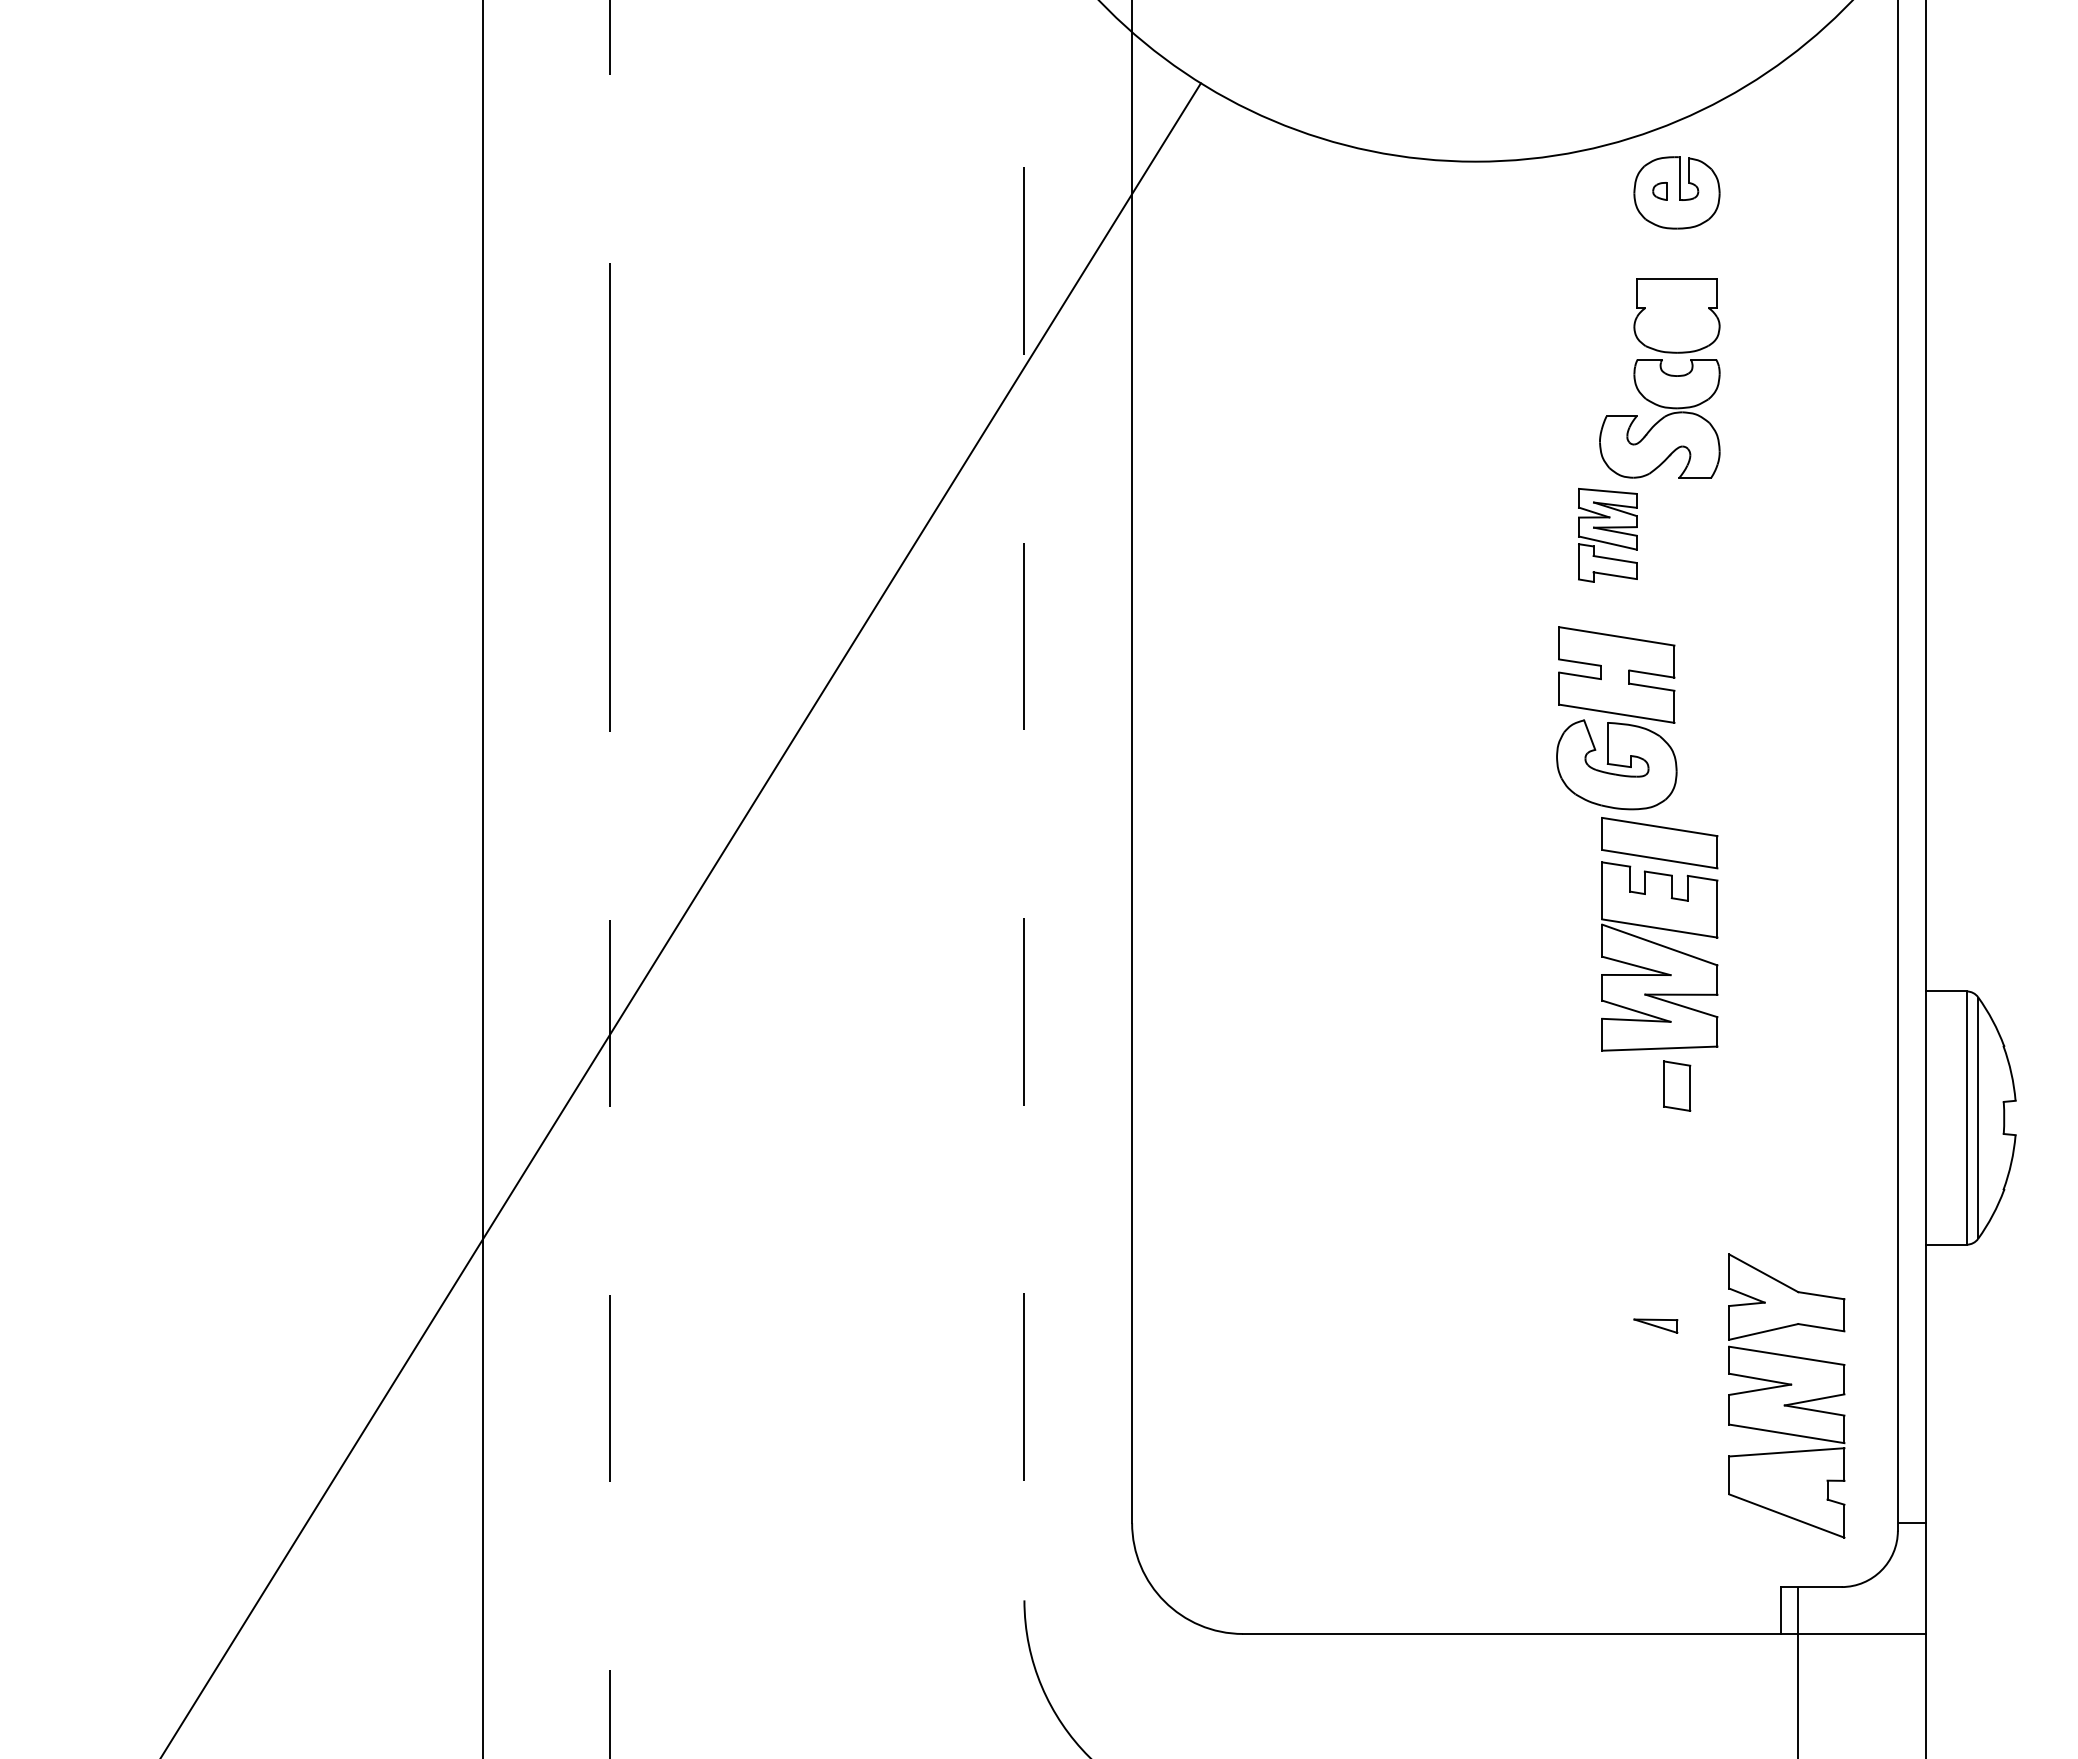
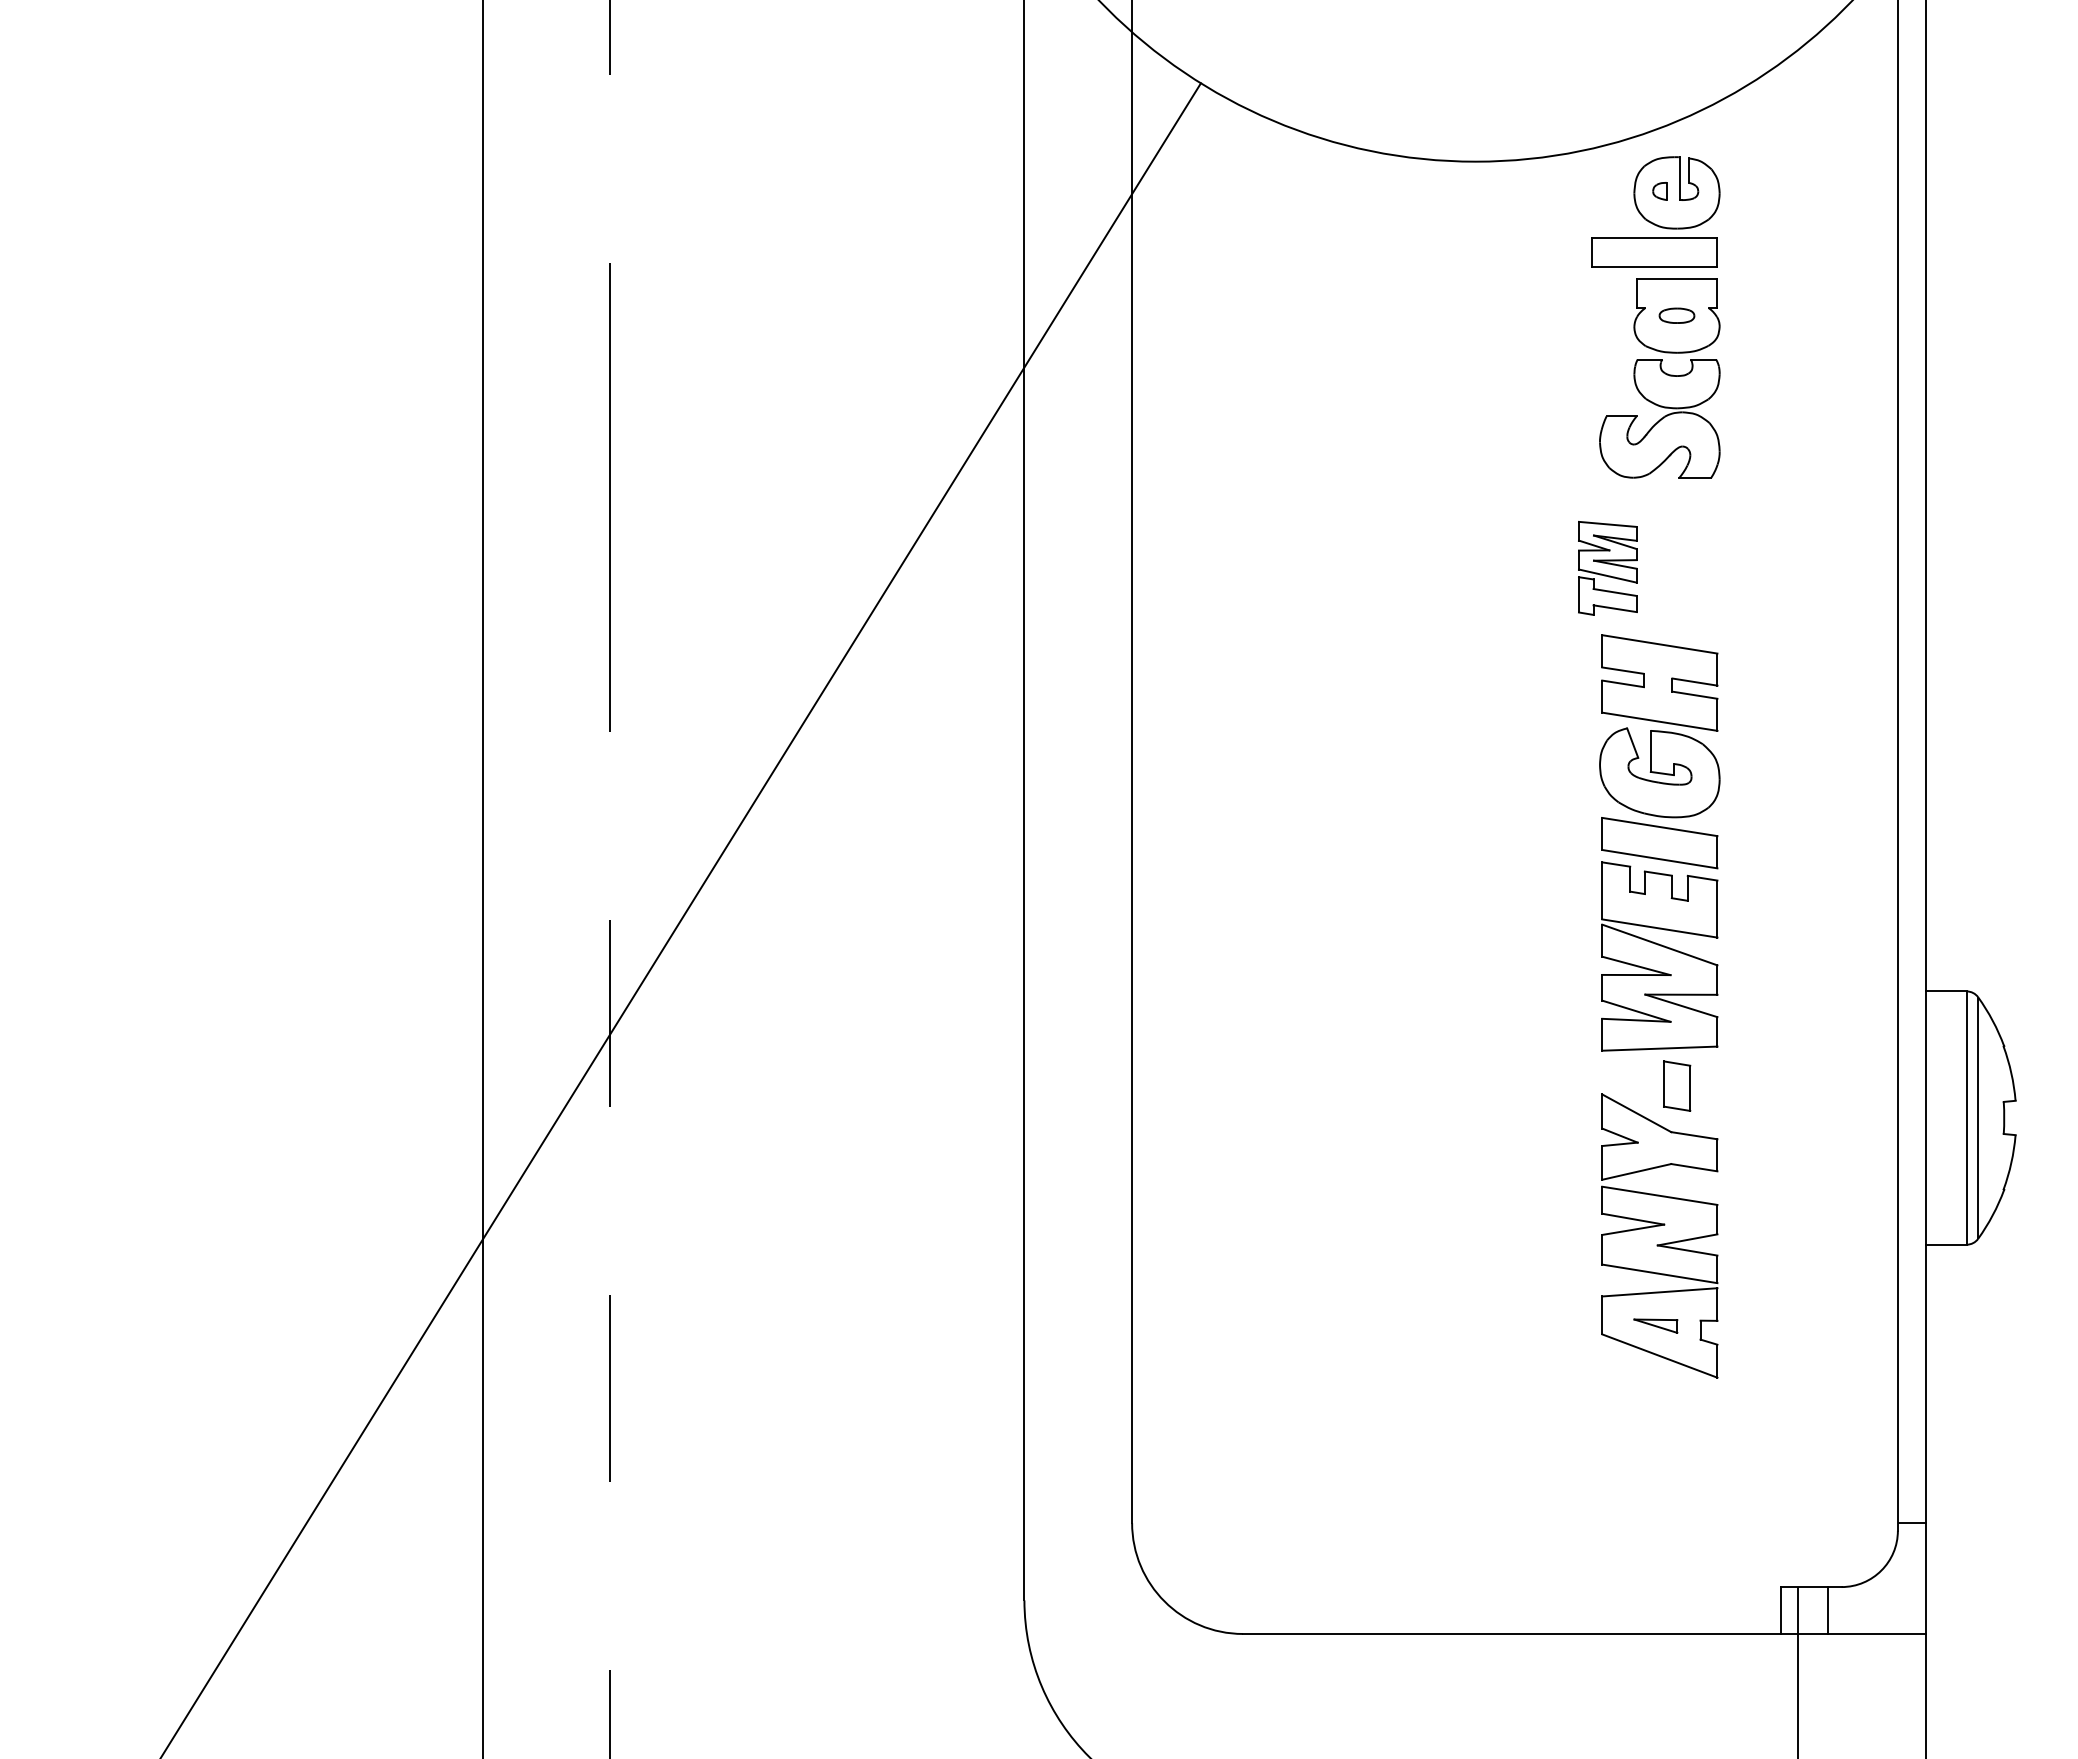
part: none -> present (1654, 252)
part: none -> present (1676, 315)
part position: (1607, 535) -> (1607, 568) (1607, 568)
part position: (1616, 718) -> (1659, 726) (1659, 726)
line: dashed -> solid (1024, 800)
part position: (1786, 1395) -> (1659, 1235) (1659, 1235)
line: none -> present (1827, 1610)
